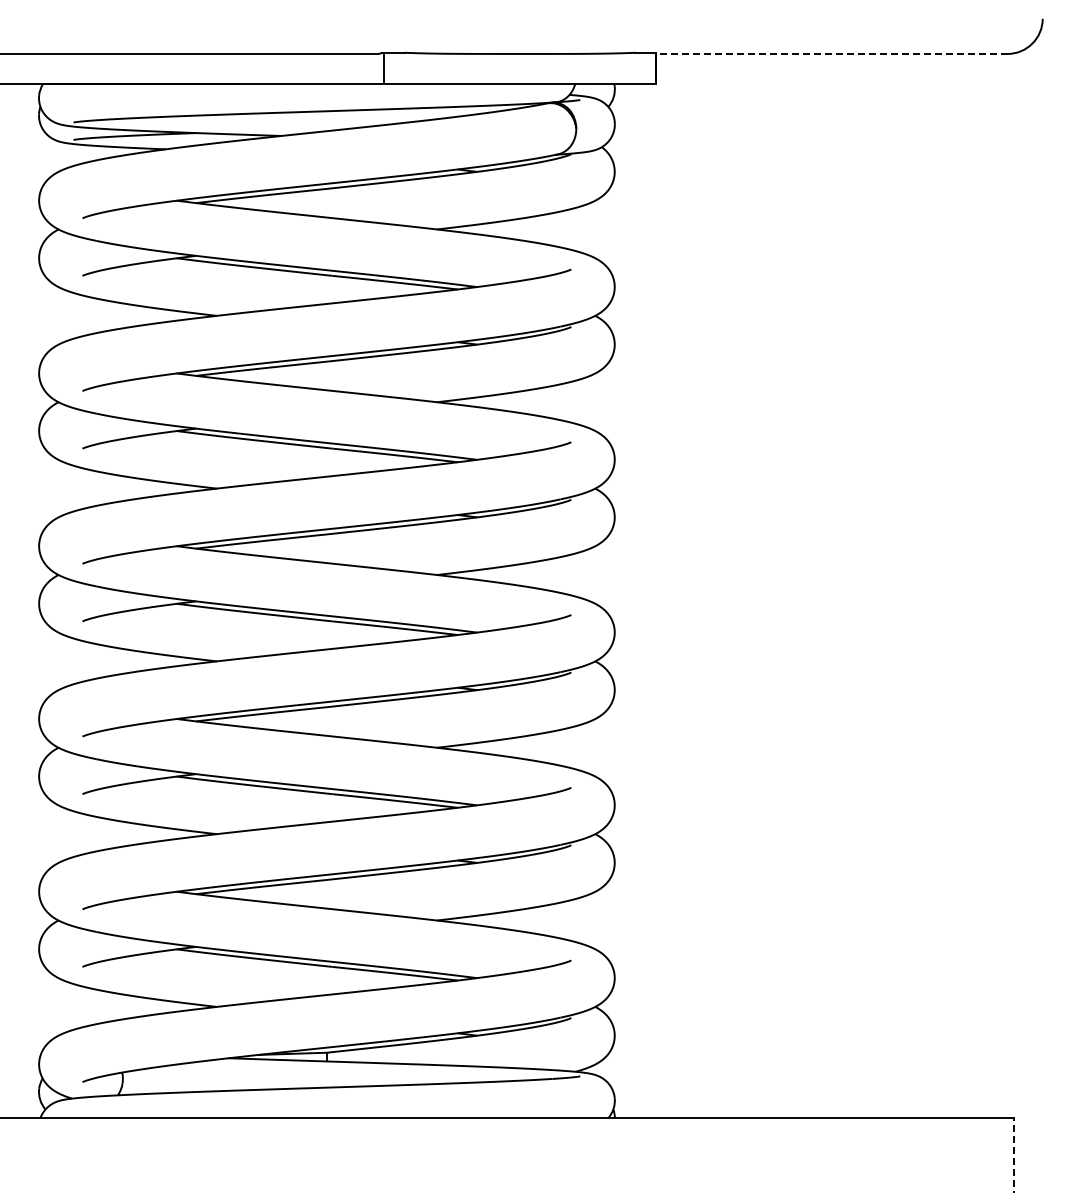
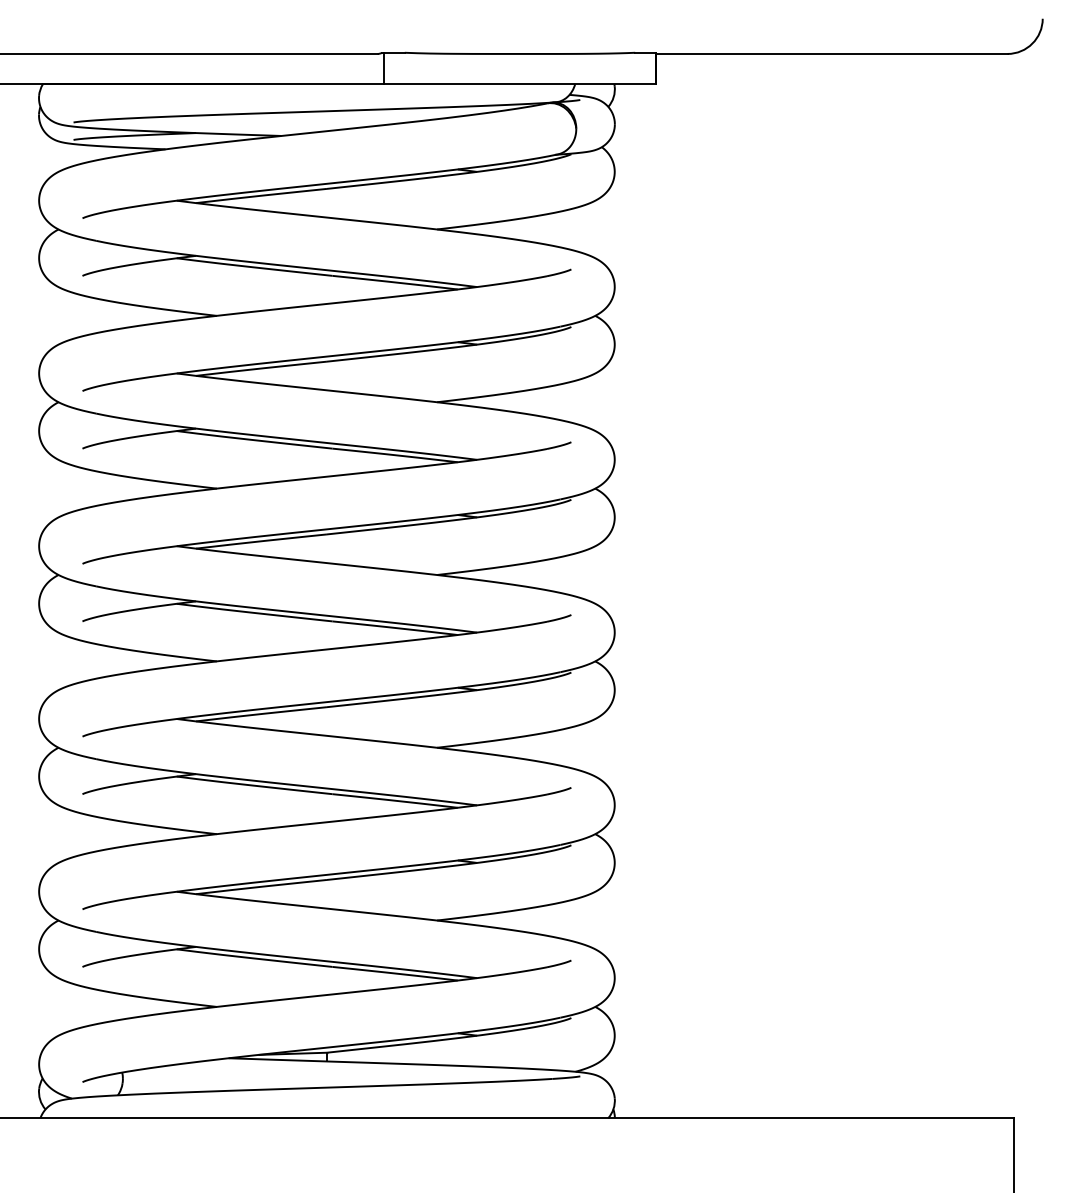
line: dashed -> solid (831, 53)
line: dashed -> solid (1014, 1154)
